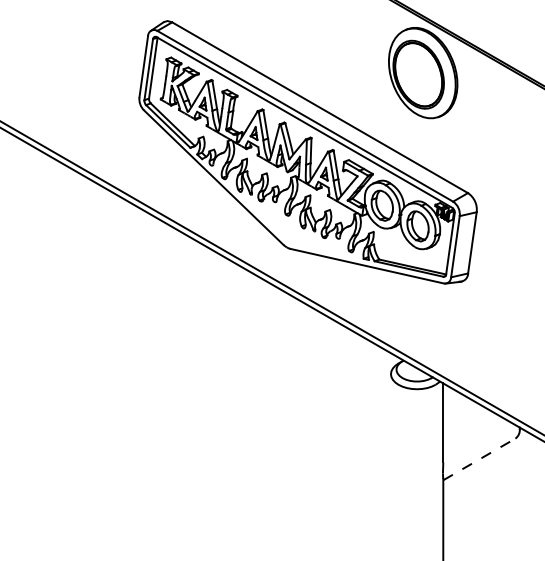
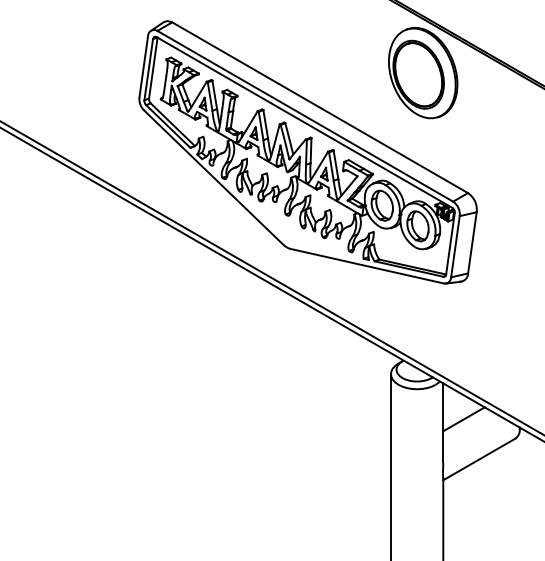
line: none -> present (463, 419)
line: dashed -> solid (479, 459)
line: none -> present (390, 465)
